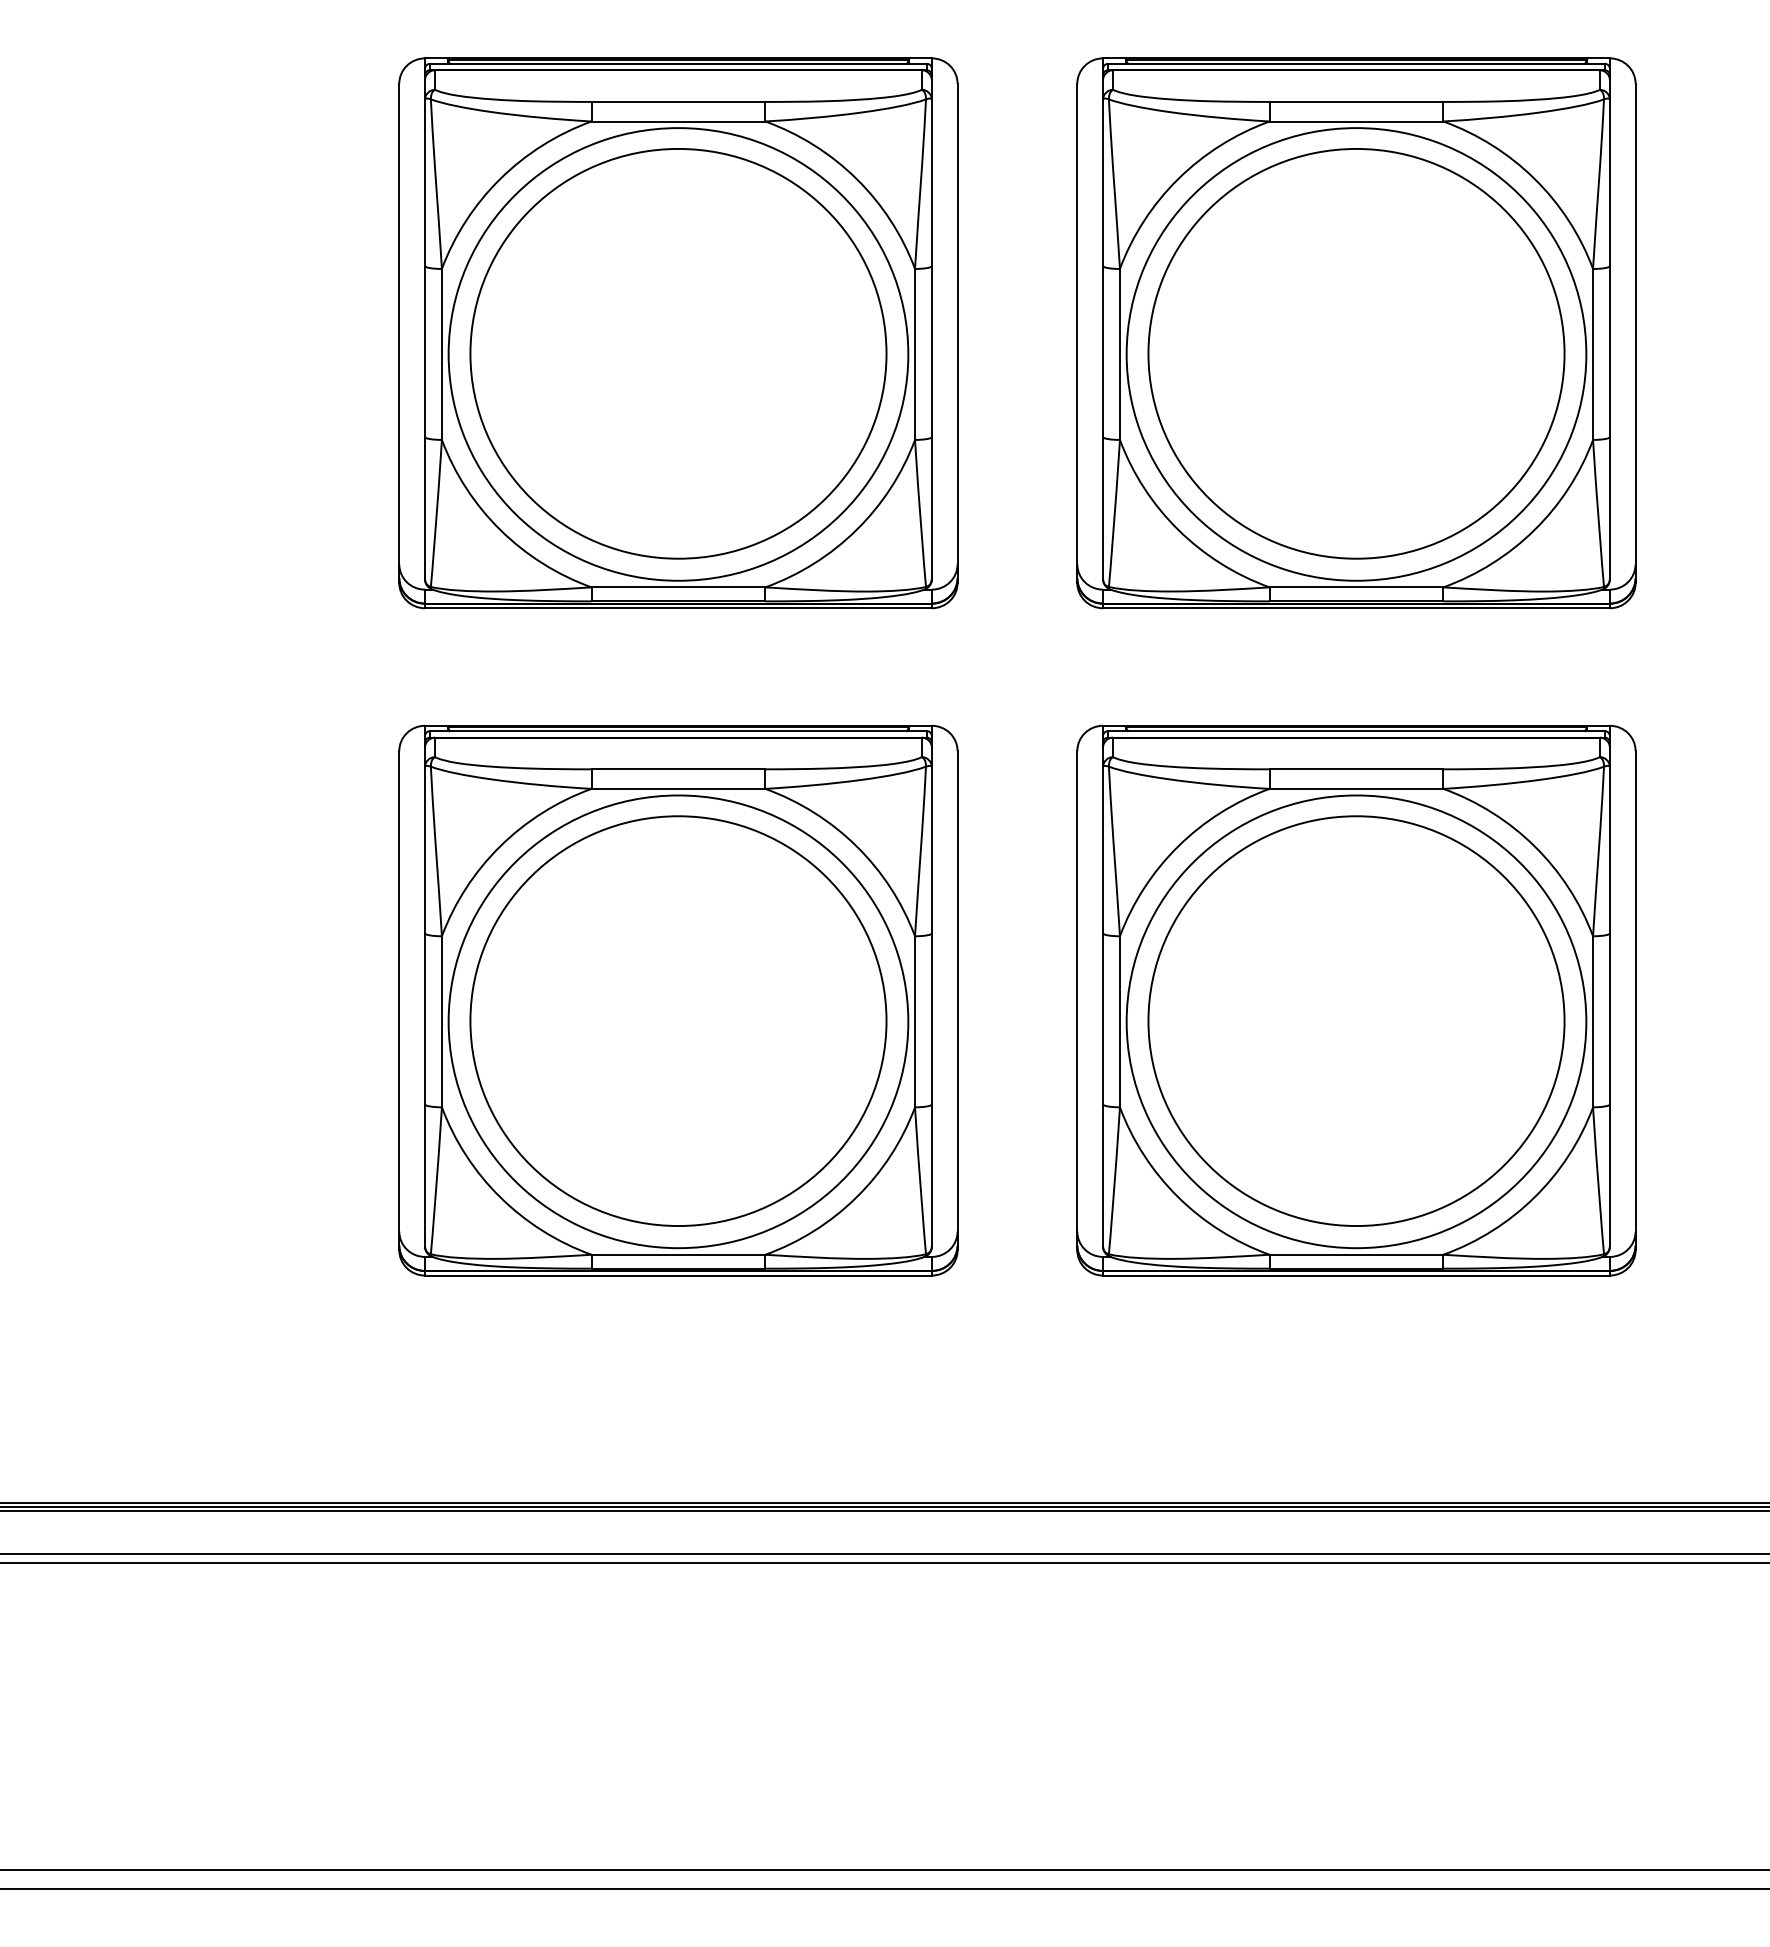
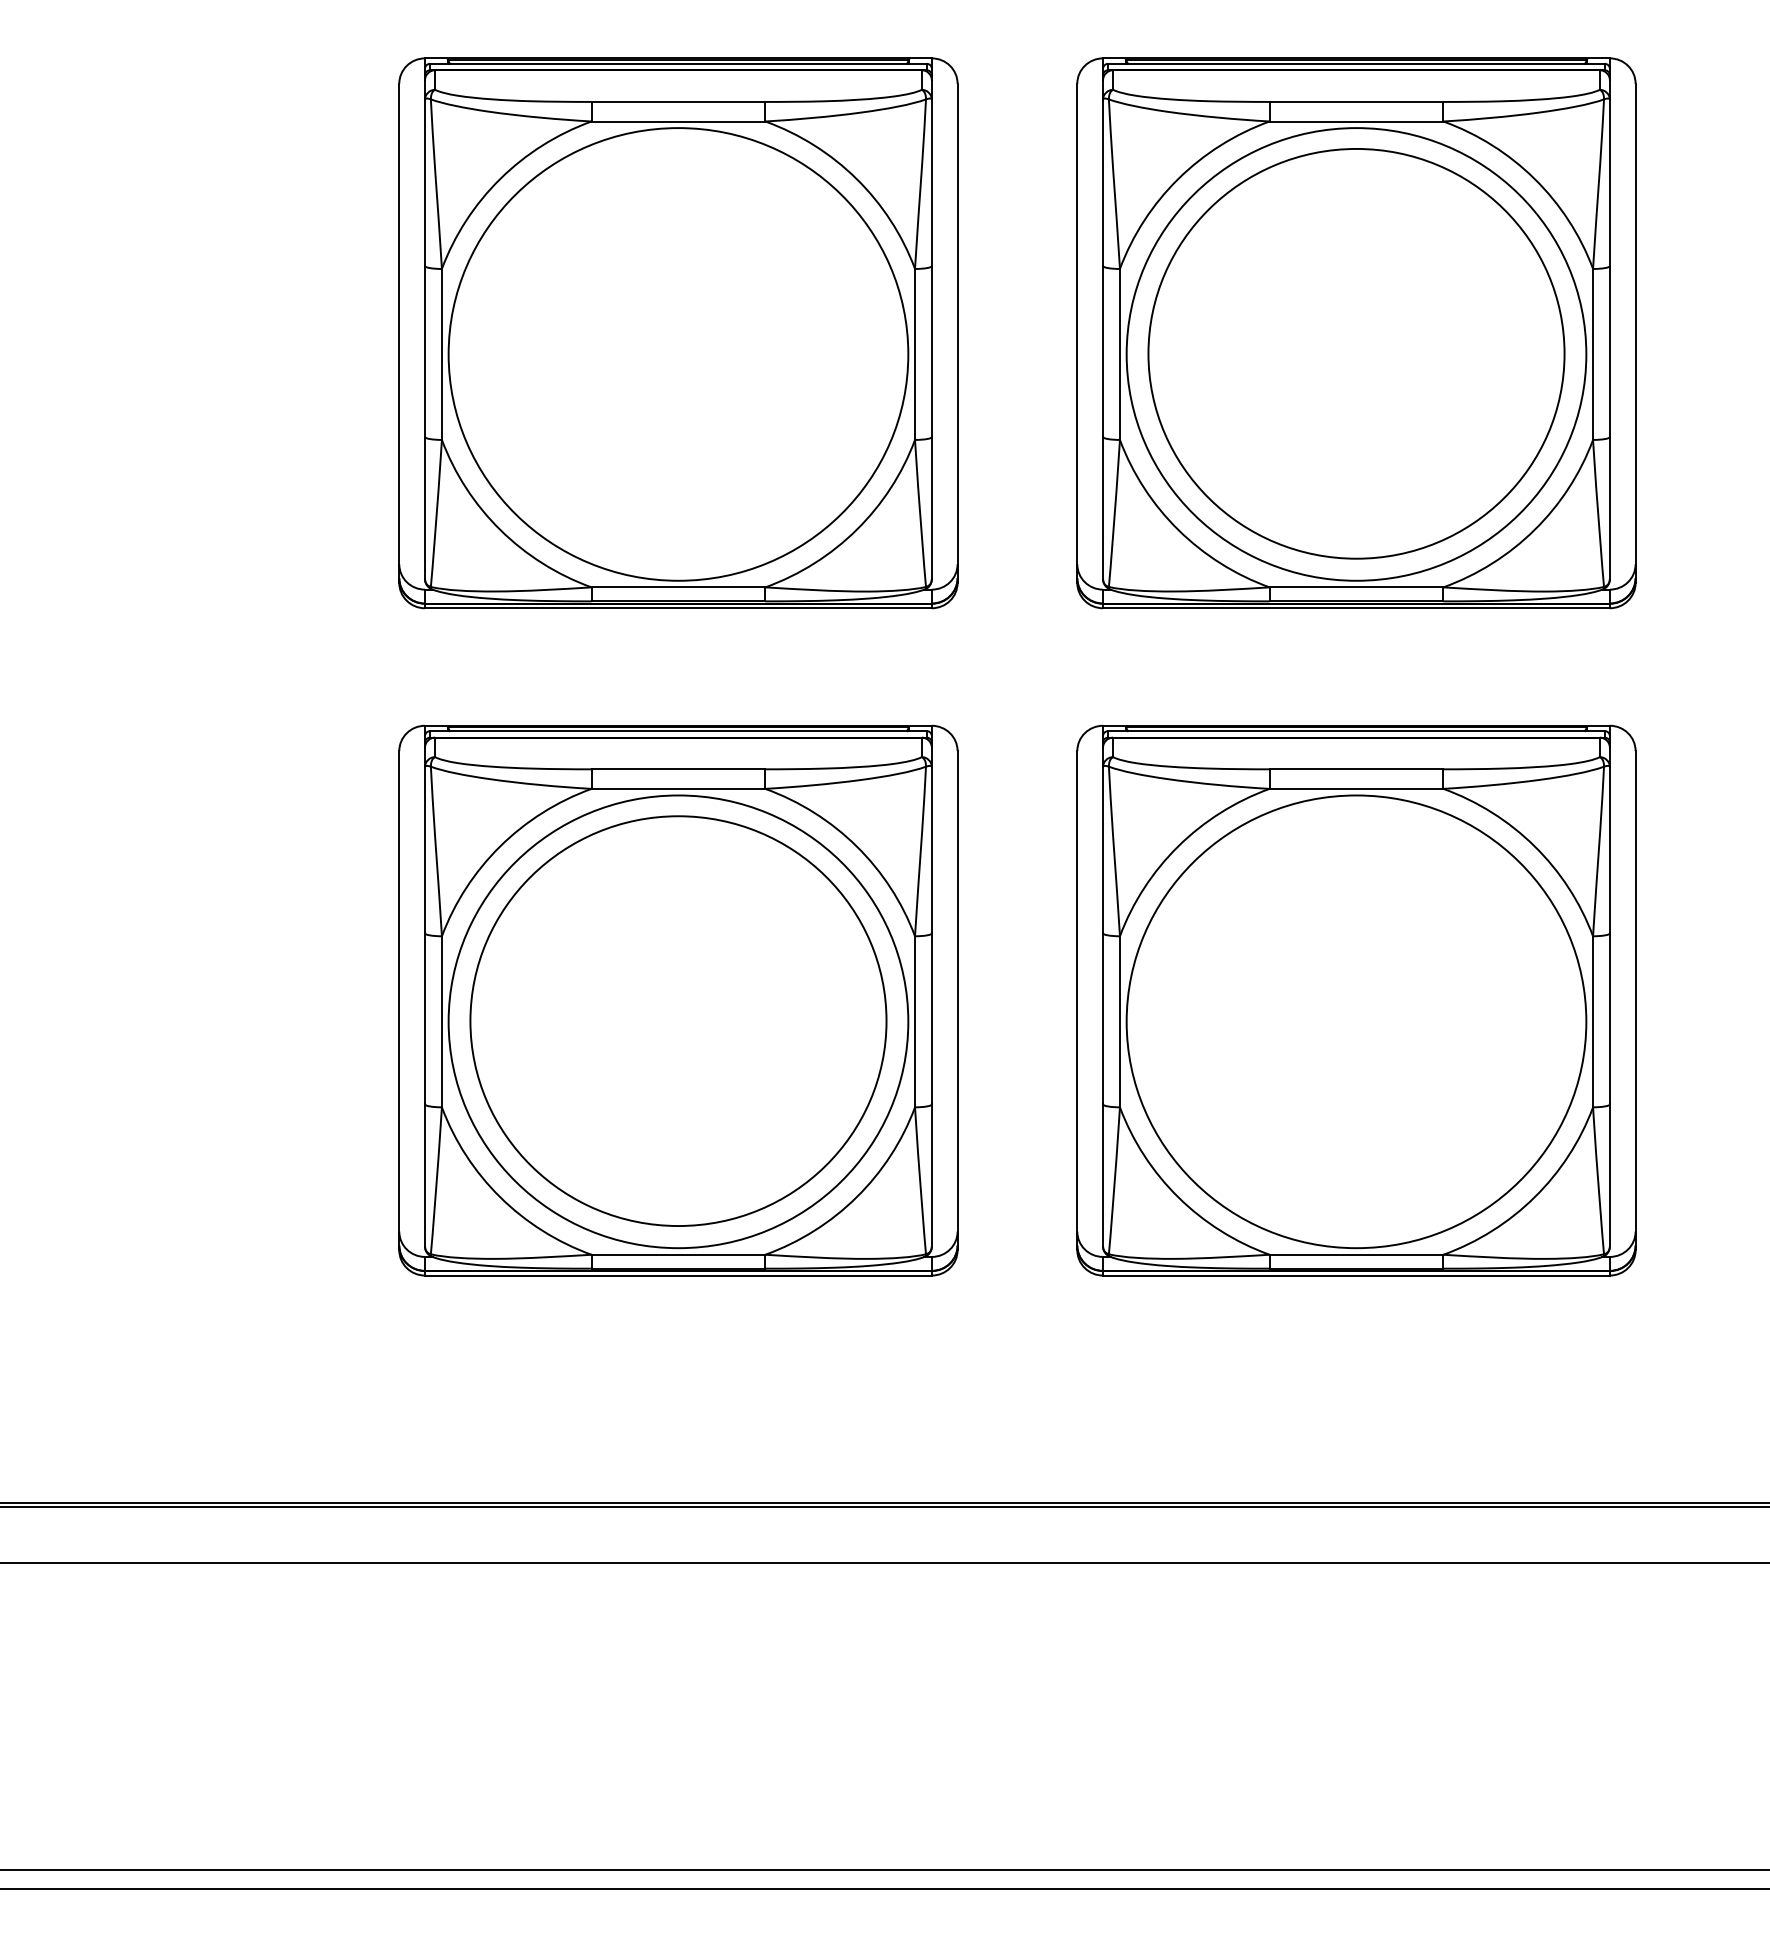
part: present -> none (678, 353)
part: present -> none (1356, 1020)
line: present -> none (884, 1511)
line: present -> none (884, 1553)
